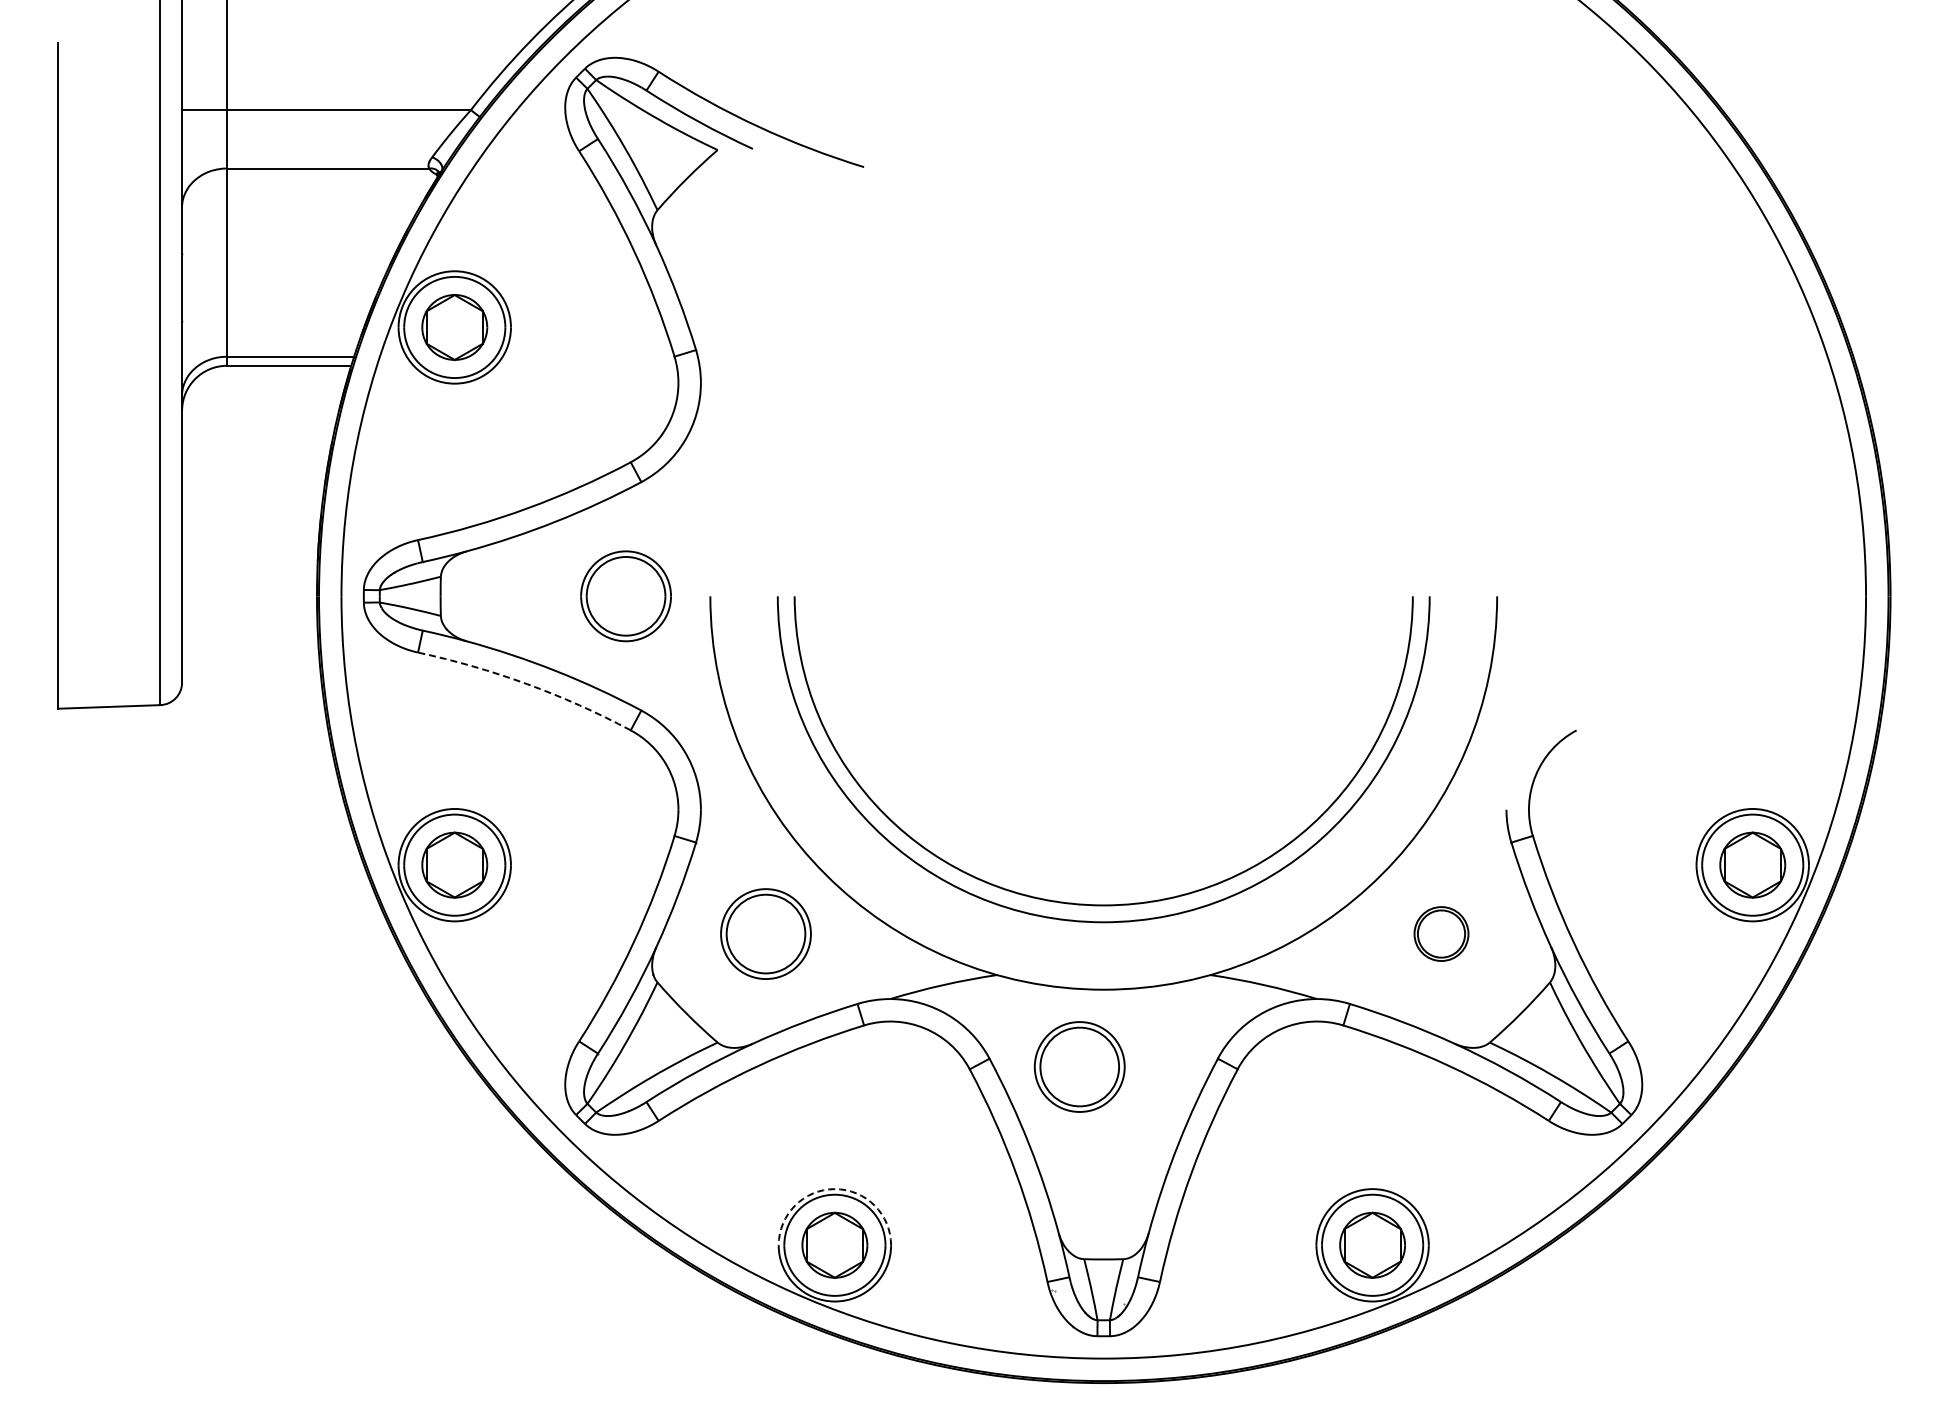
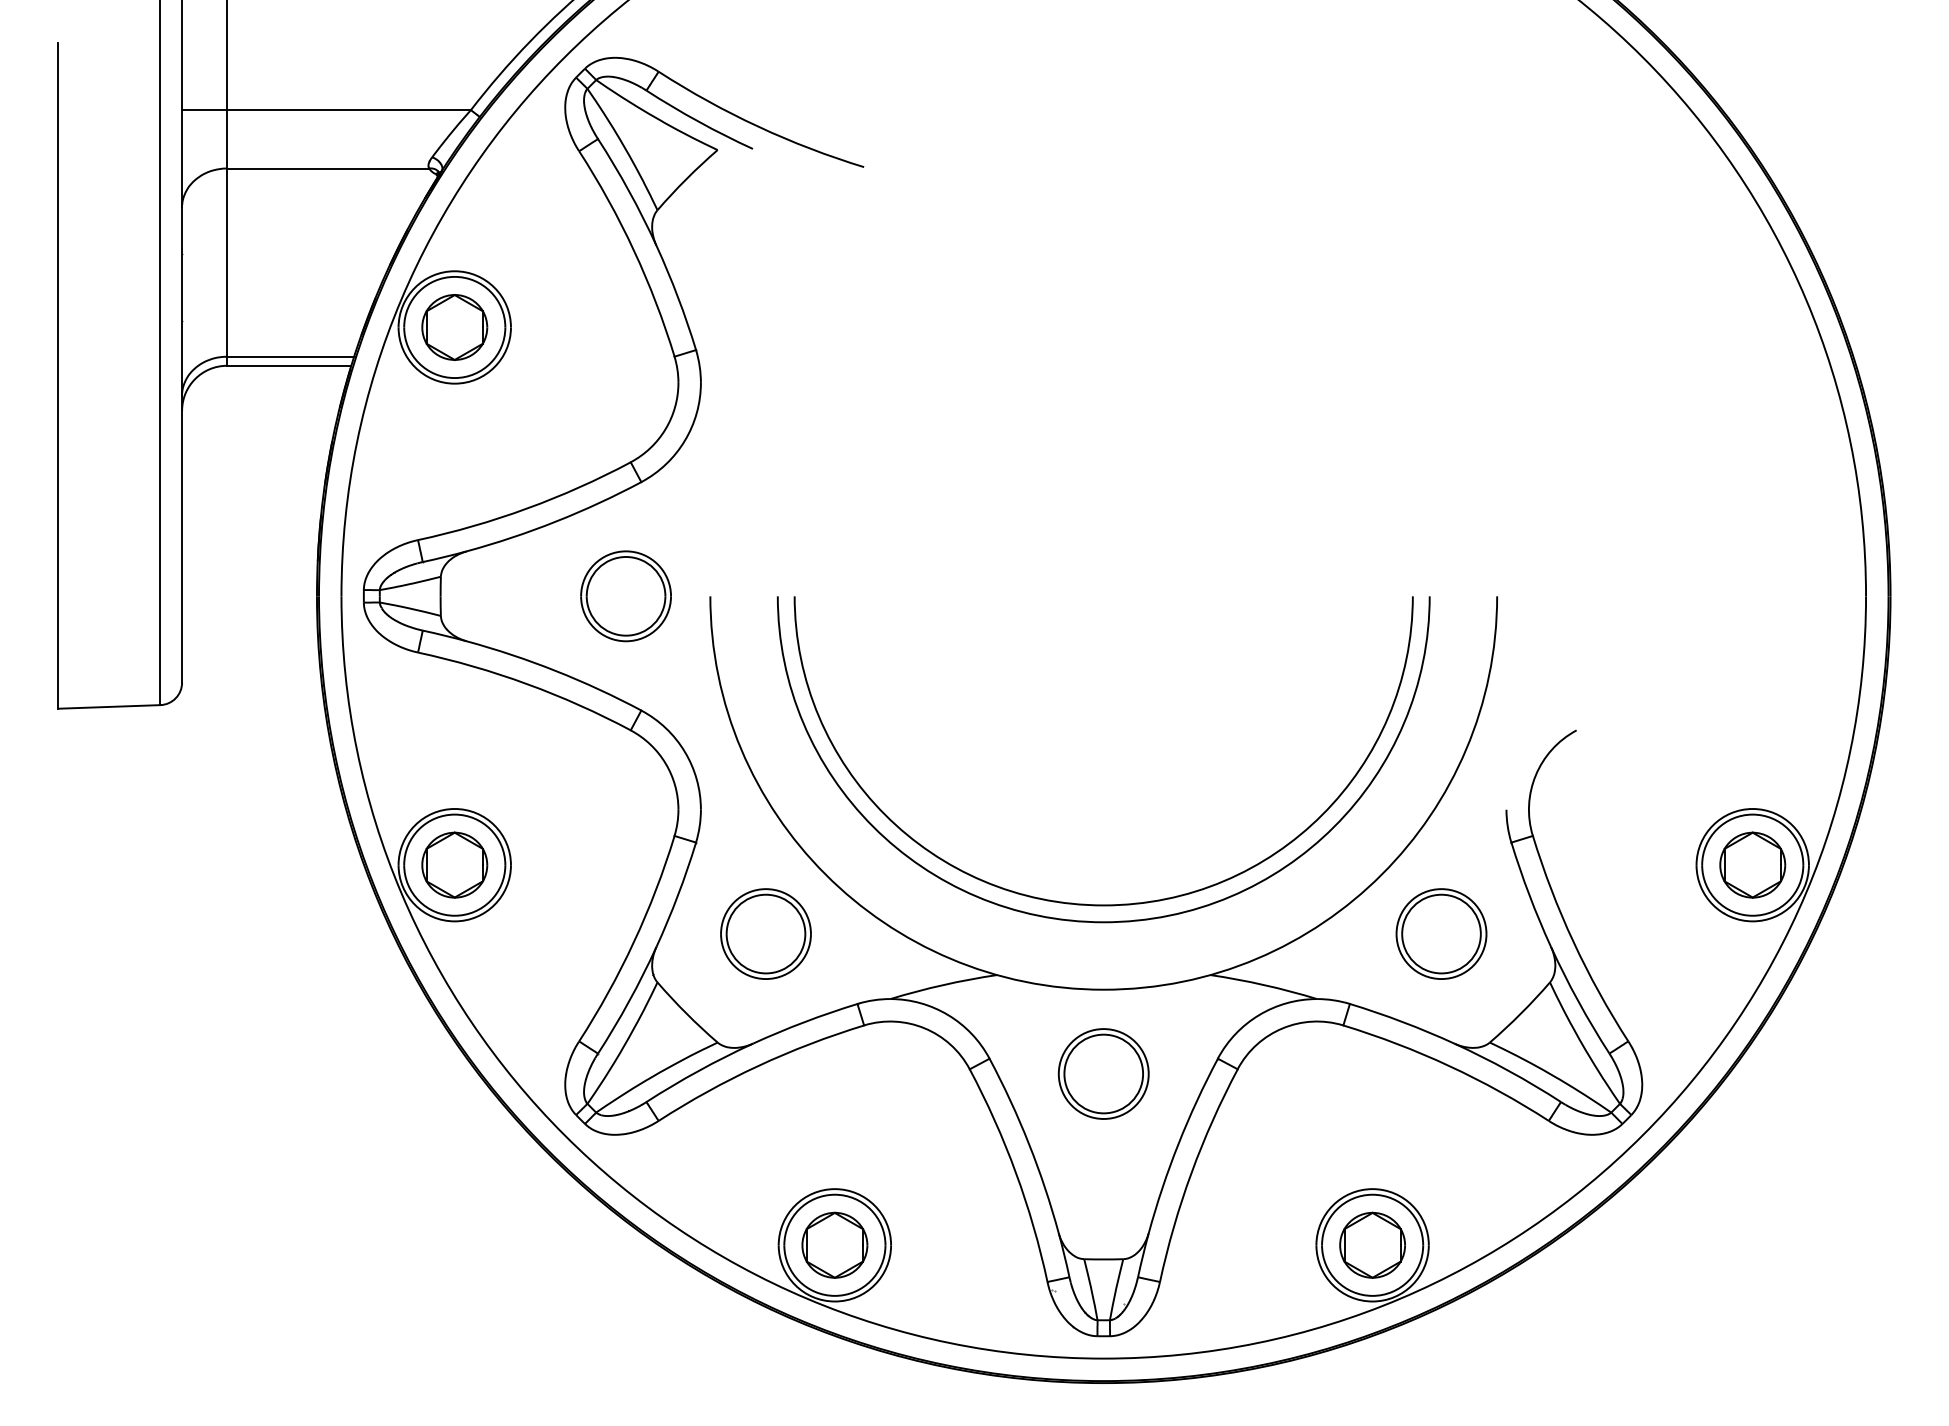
arc: dashed -> solid (527, 684)
part size: 57x56 px -> 93x92 px (1441, 933)
part position: (1079, 1066) -> (1103, 1073) (1103, 1073)
arc: dashed -> solid (834, 1189)
